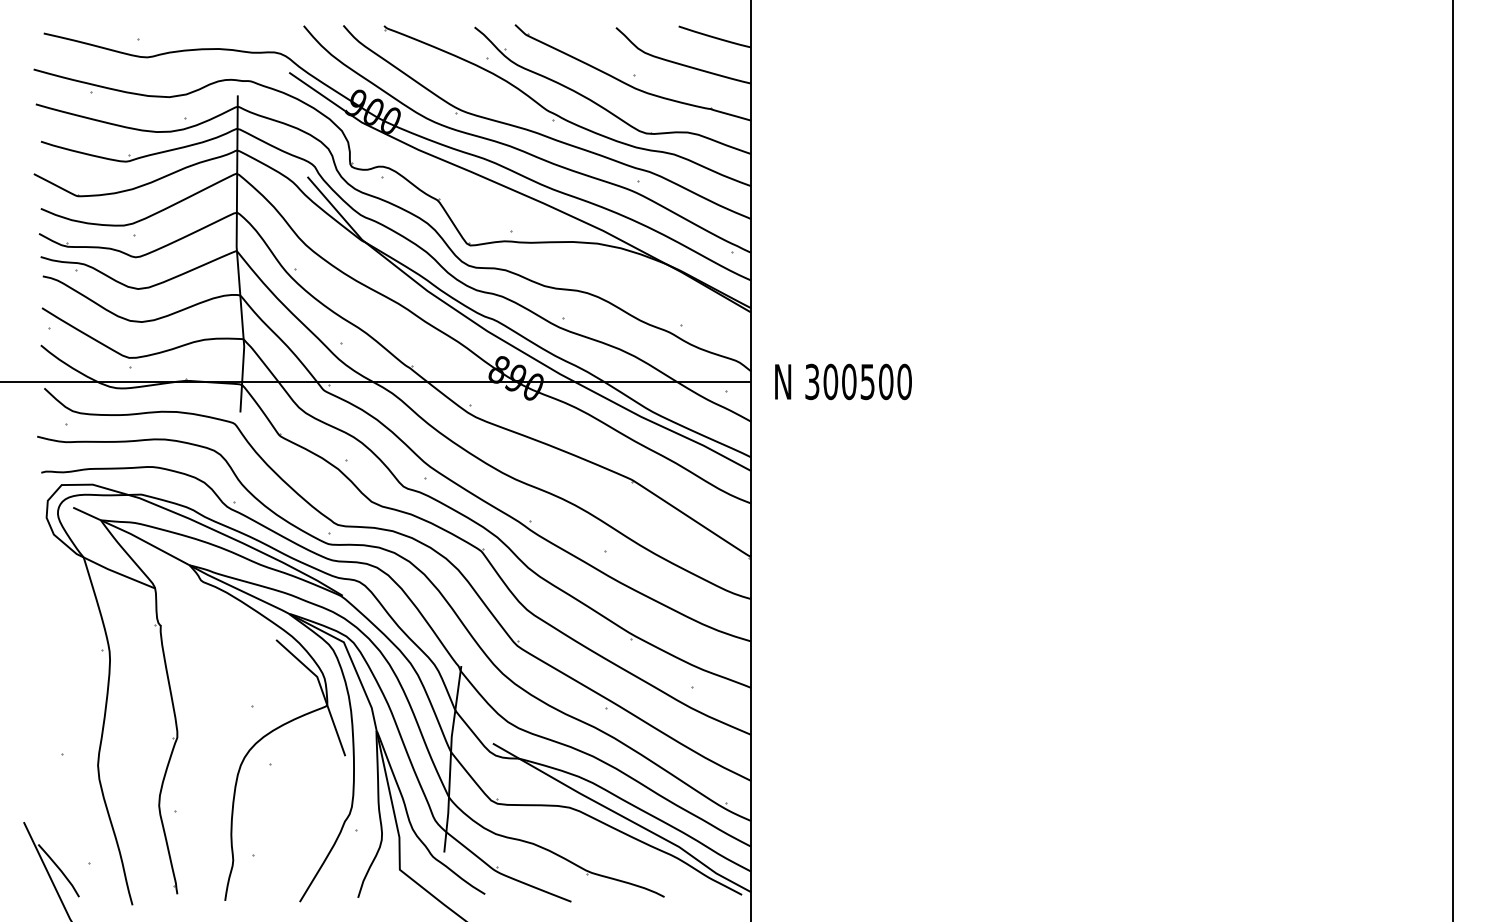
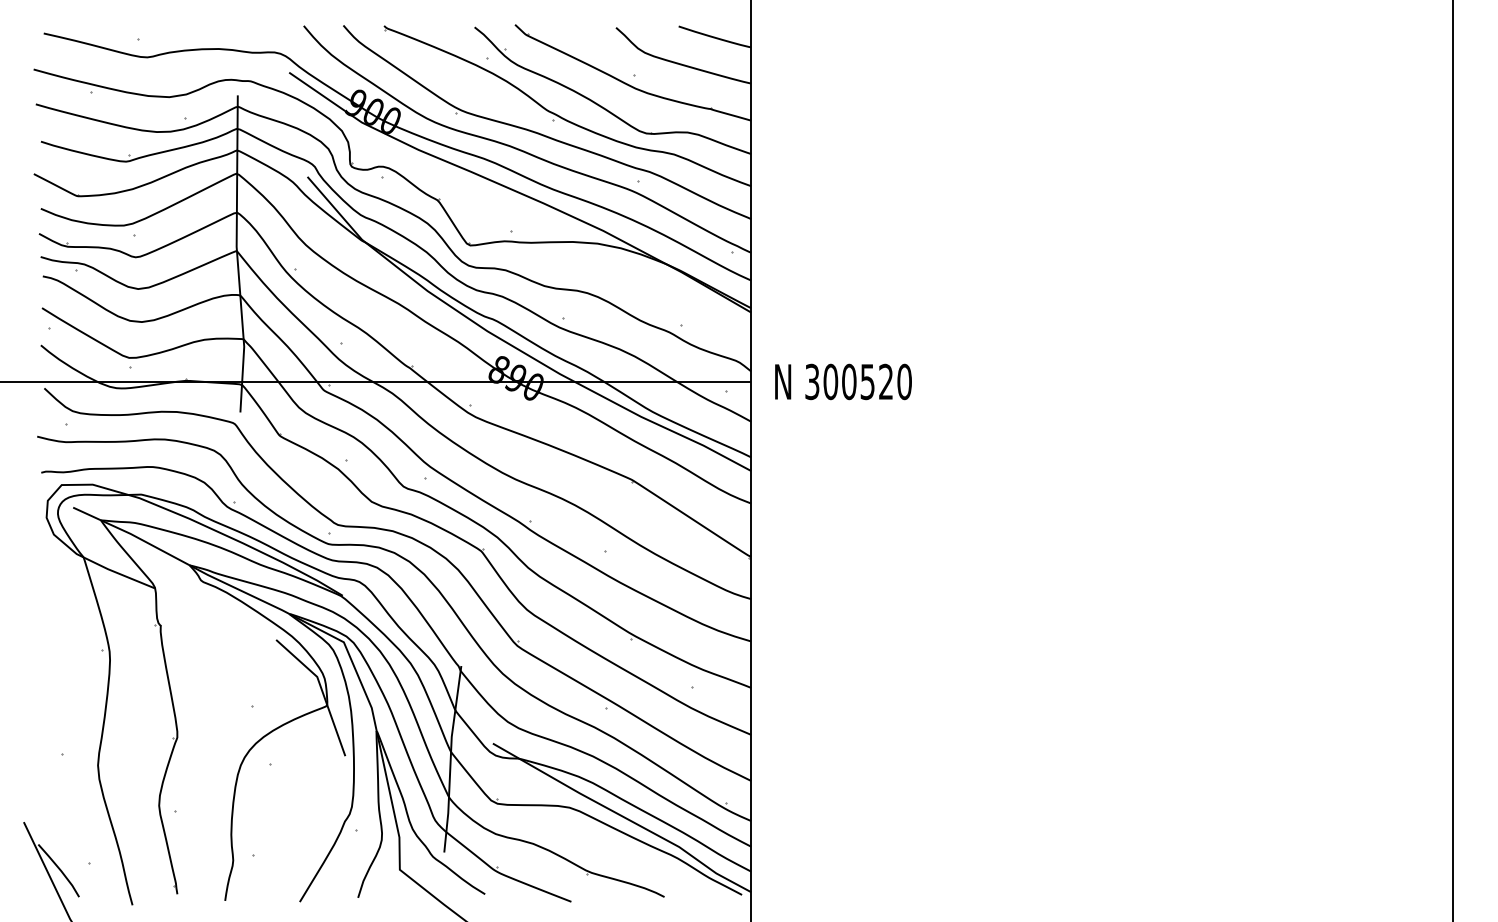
text: 300500 -> 300520 (886, 381)
